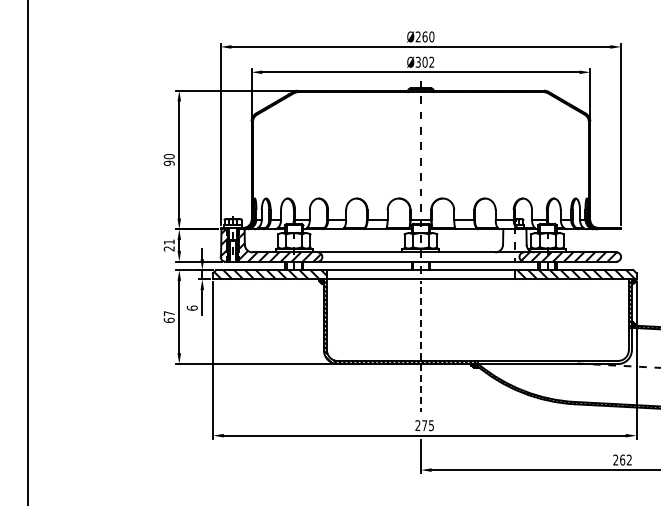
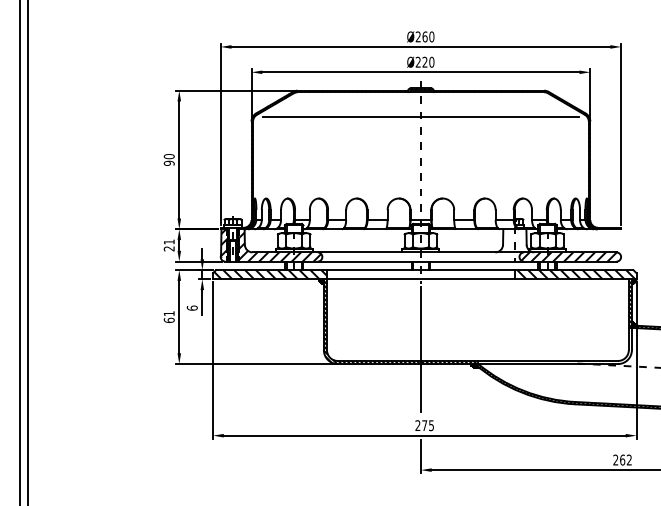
text: Ø302 -> Ø220 (424, 61)
line: none -> present (421, 116)
line: none -> present (19, 252)
text: 67 -> 61 (169, 313)
line: dashed -> solid (420, 350)
